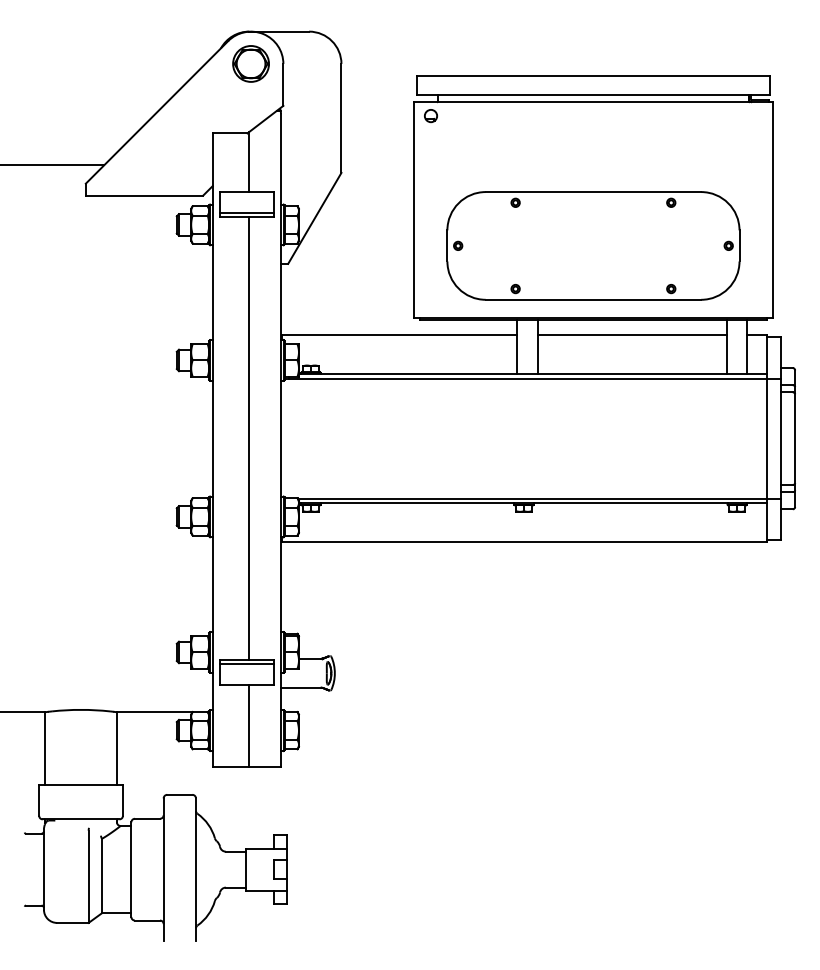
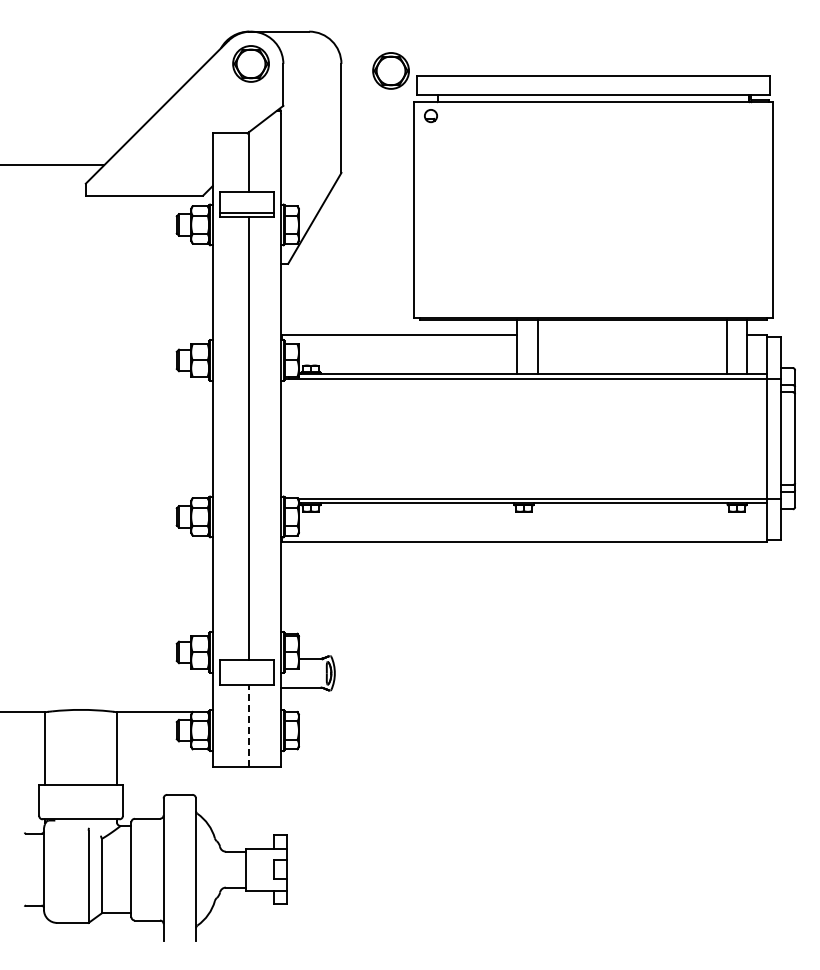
part: none -> present (390, 70)
part: present -> none (593, 245)
line: present -> none (631, 335)
line: present -> none (246, 664)
line: solid -> dashed (248, 726)
